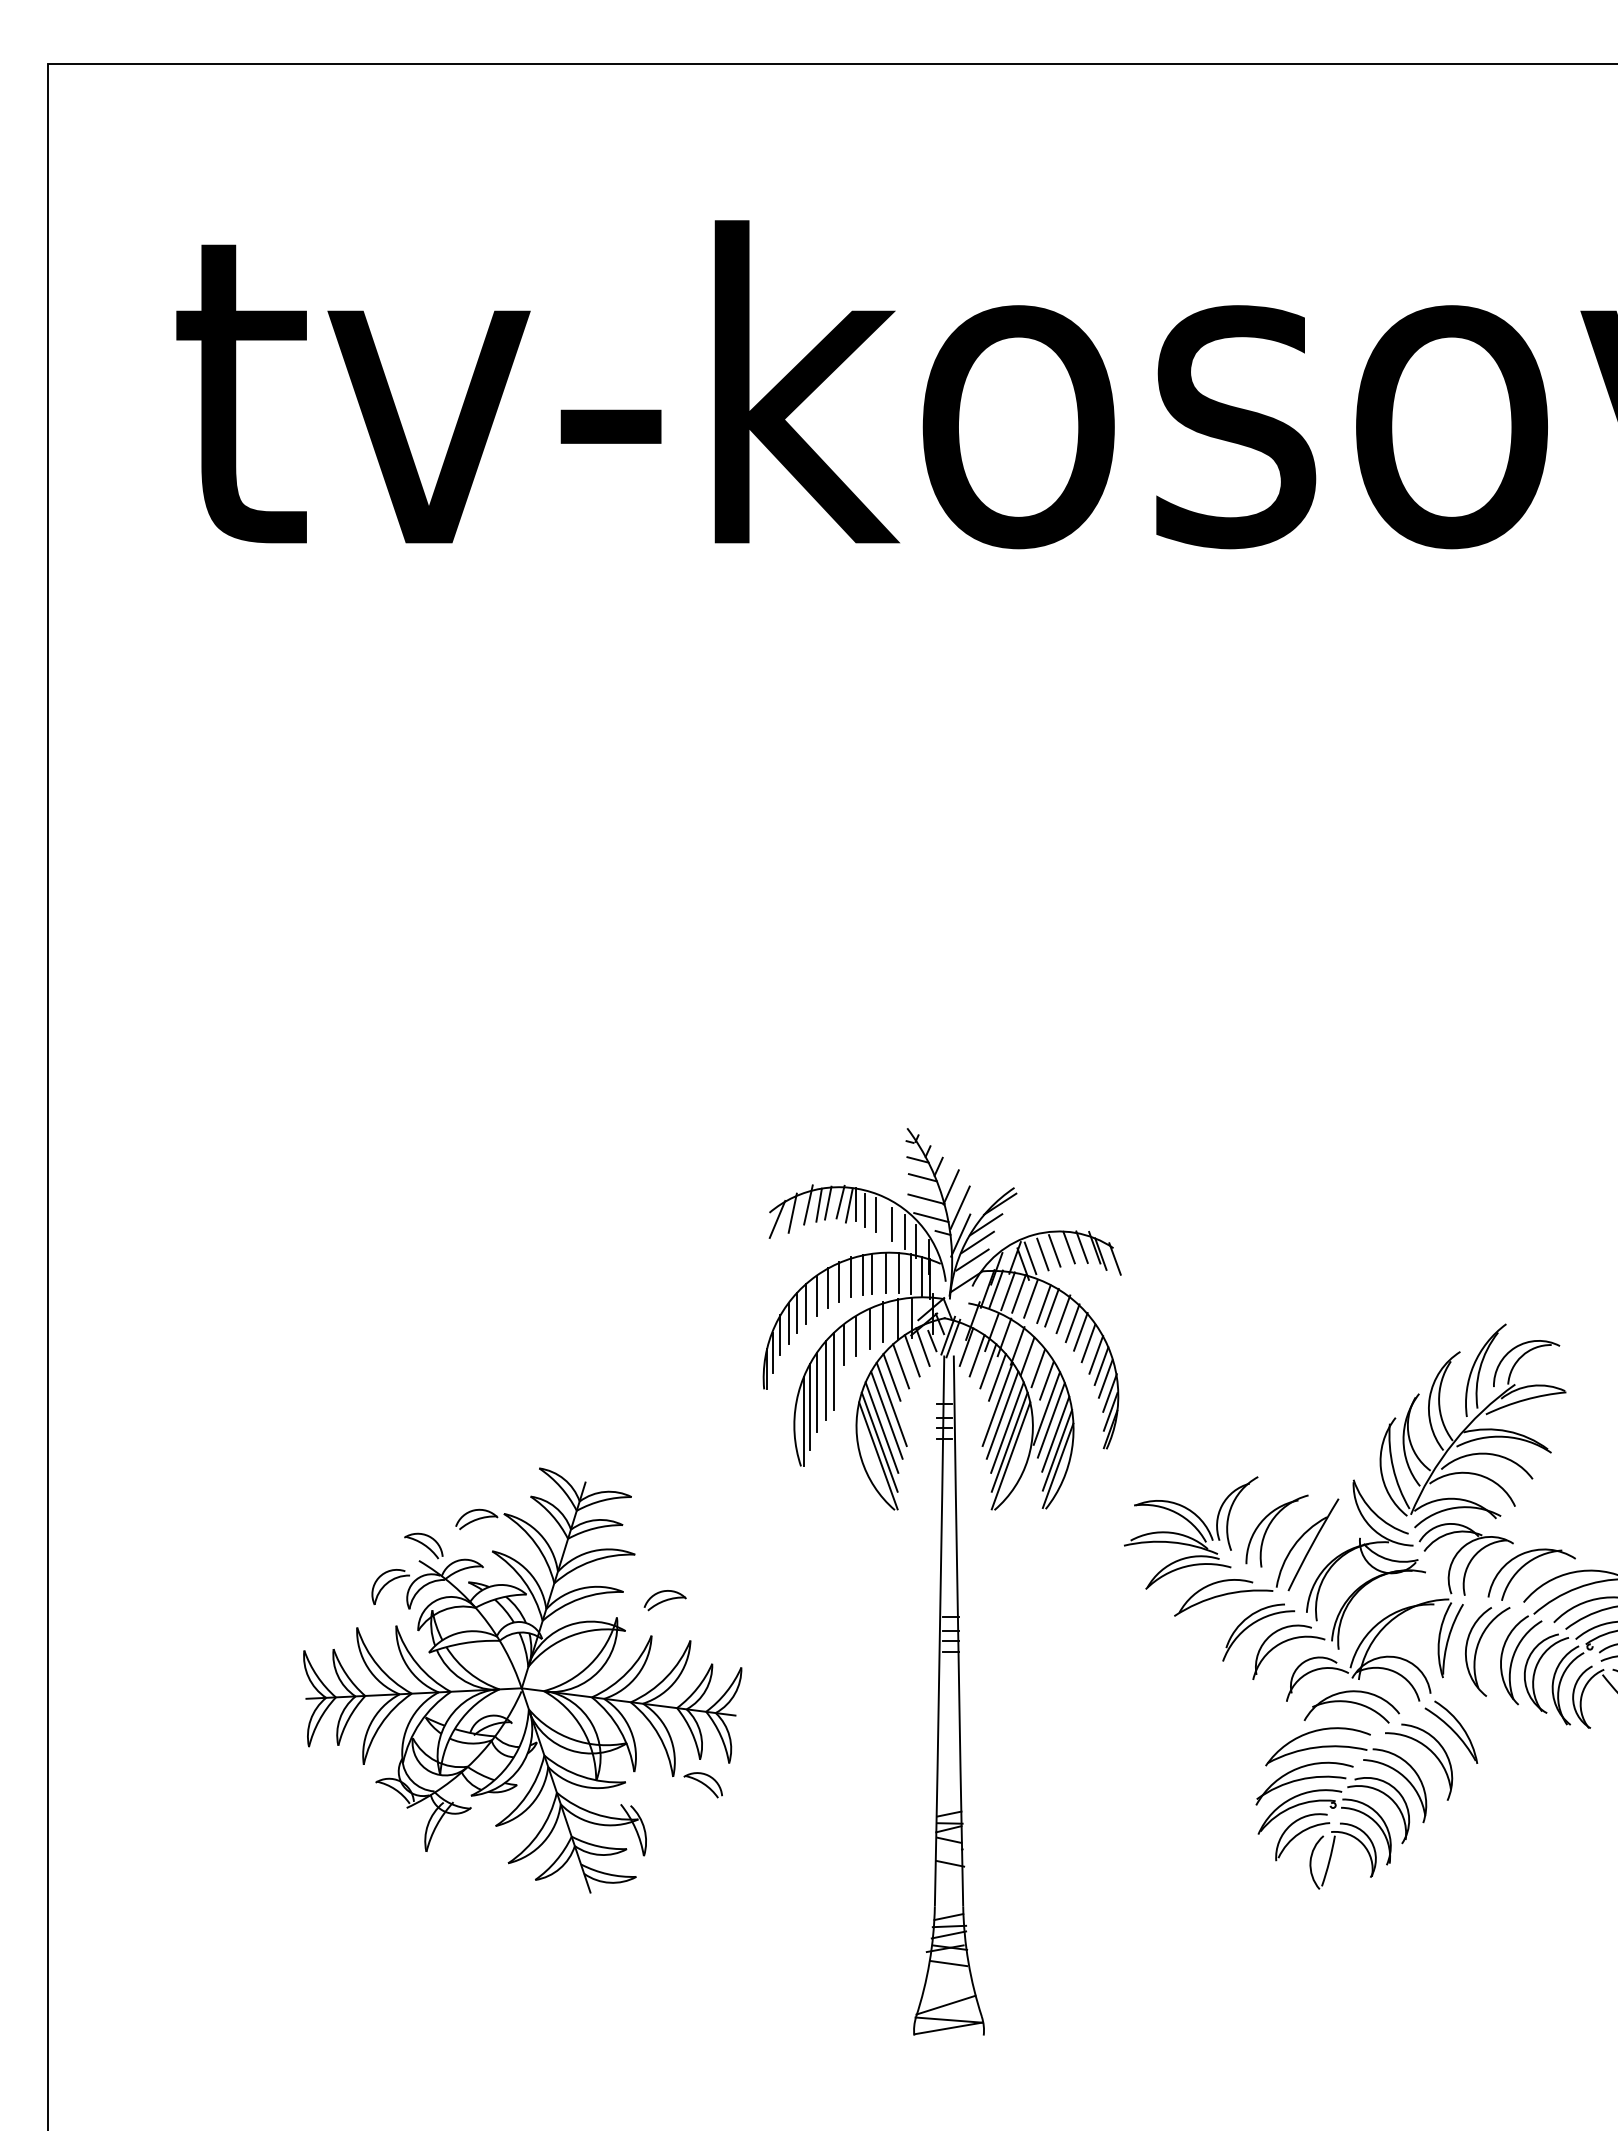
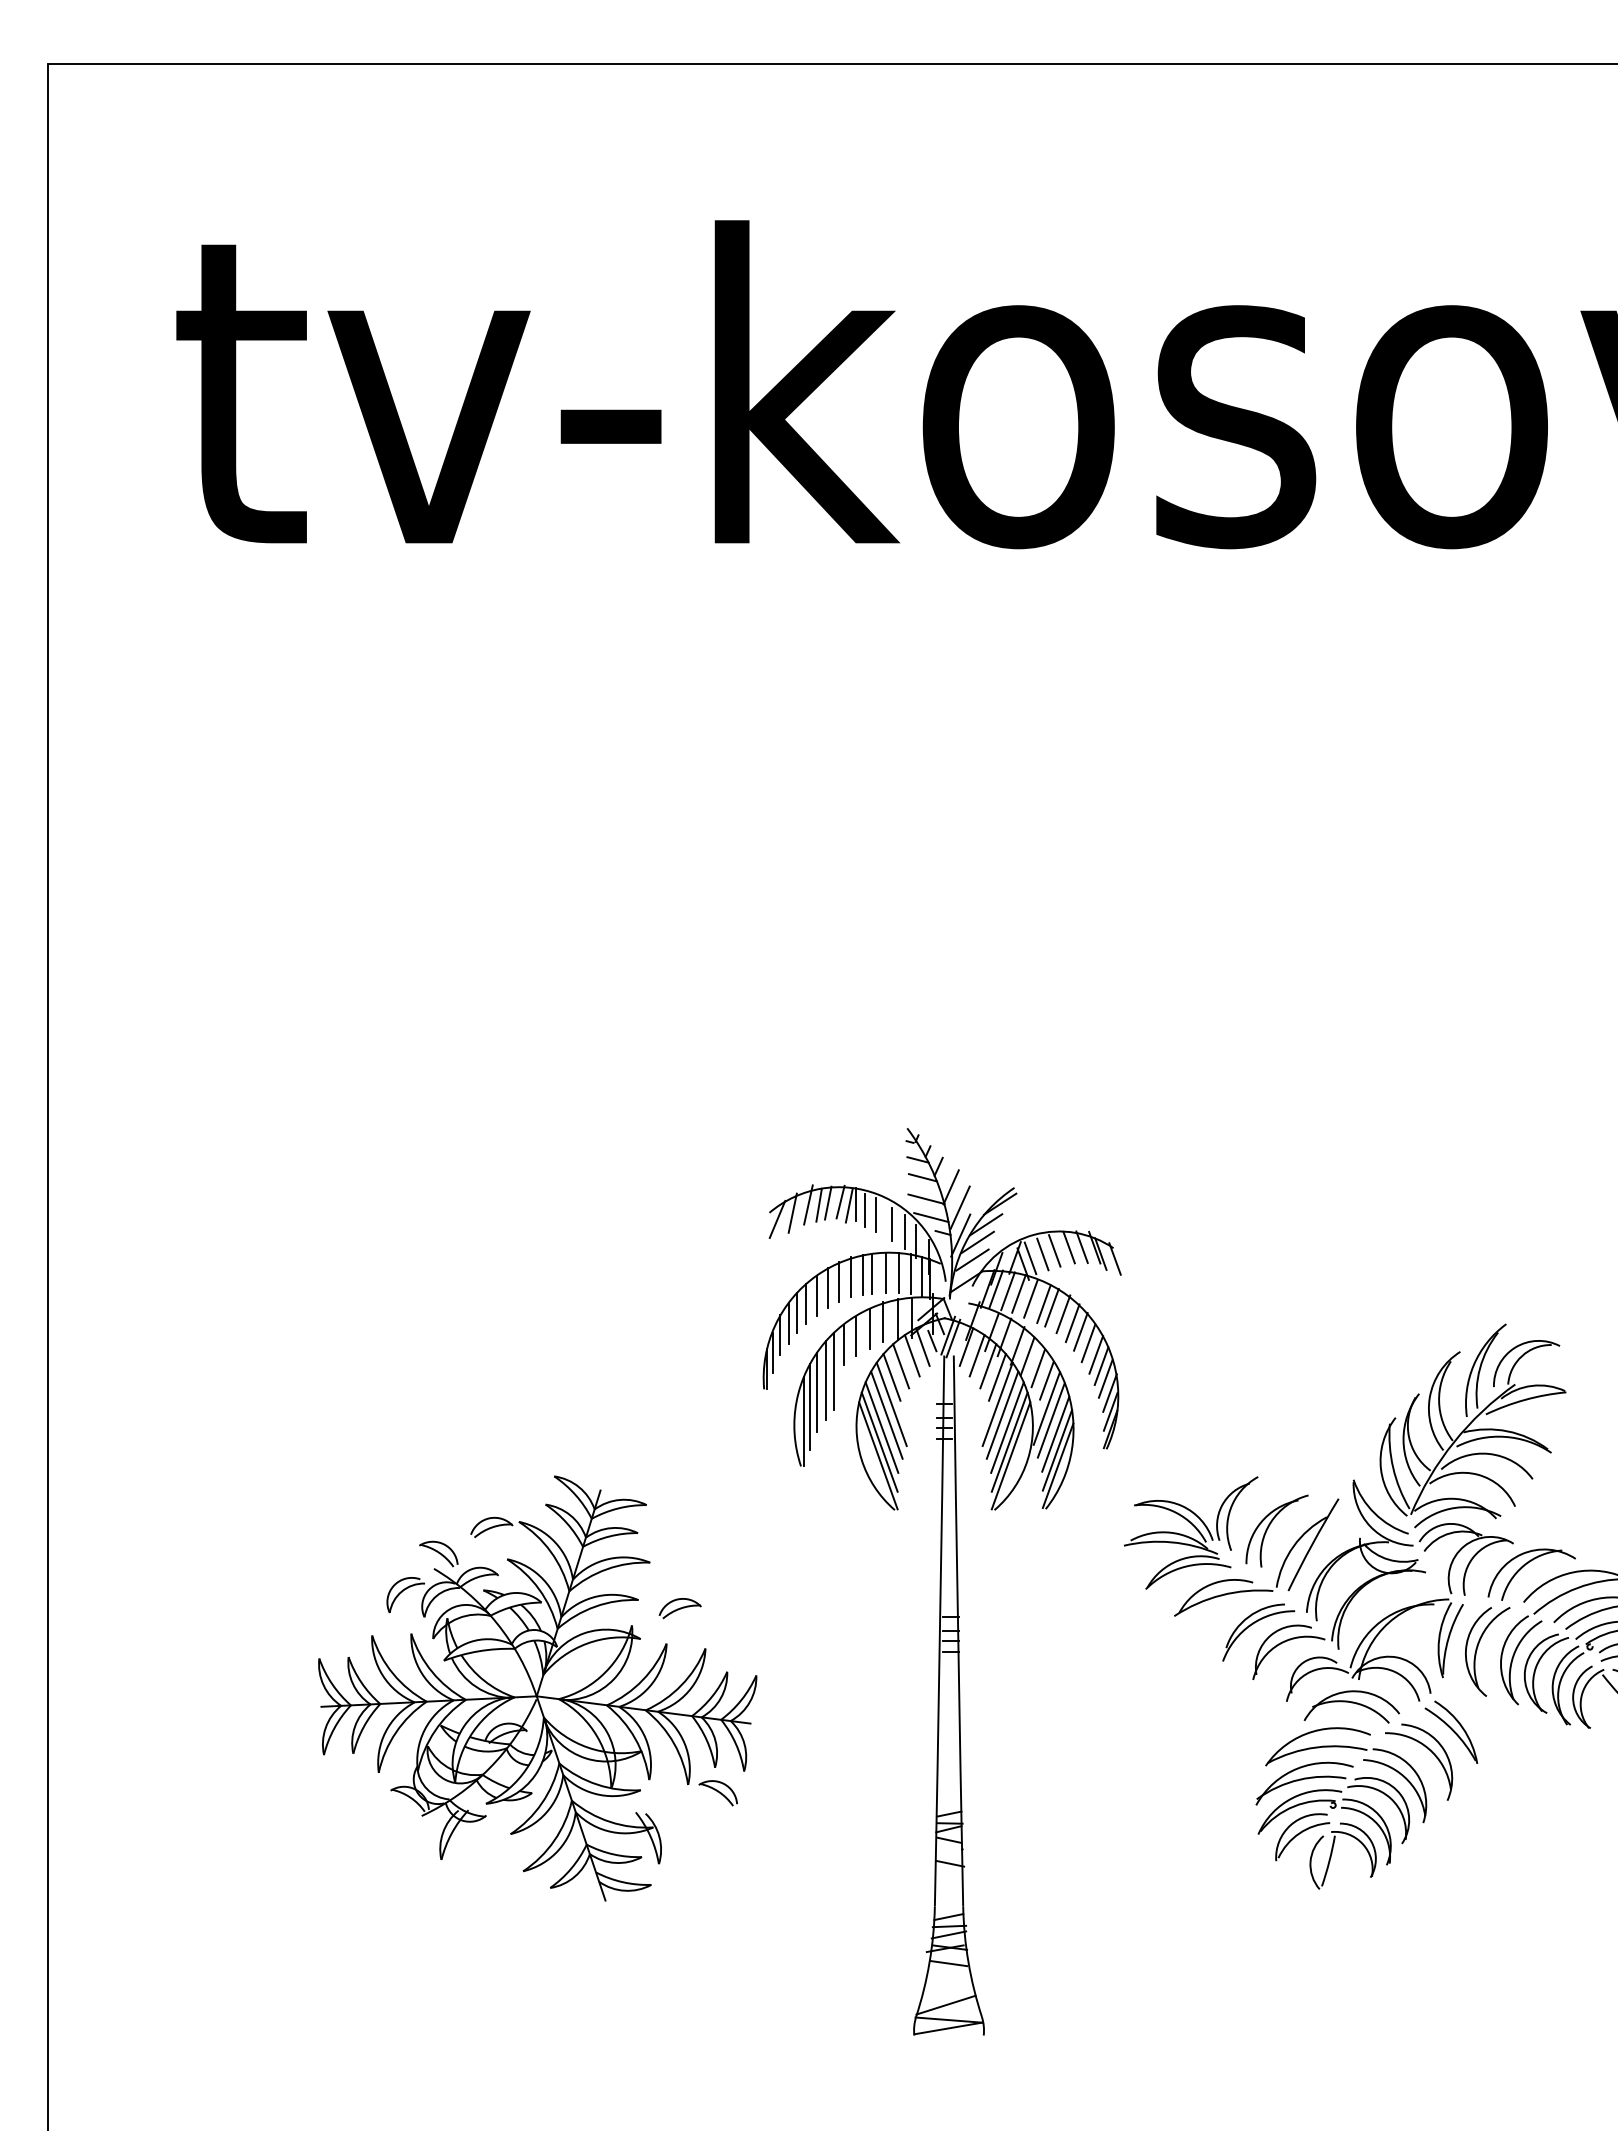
part position: (522, 1680) -> (537, 1688) (537, 1688)
